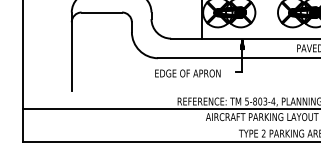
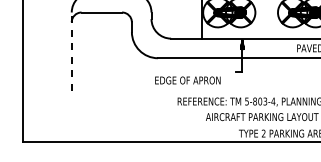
line: solid -> dashed (71, 51)
text position: (187, 73) -> (187, 80) (187, 80)
line: present -> none (170, 108)
